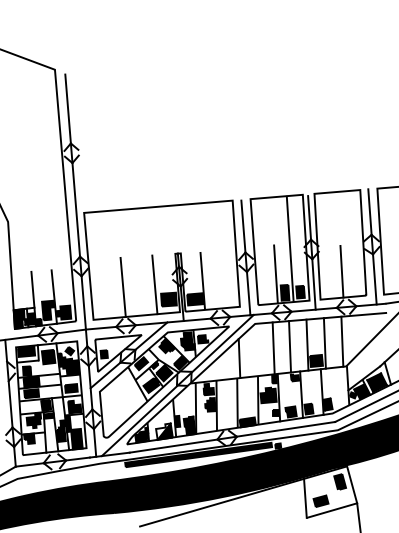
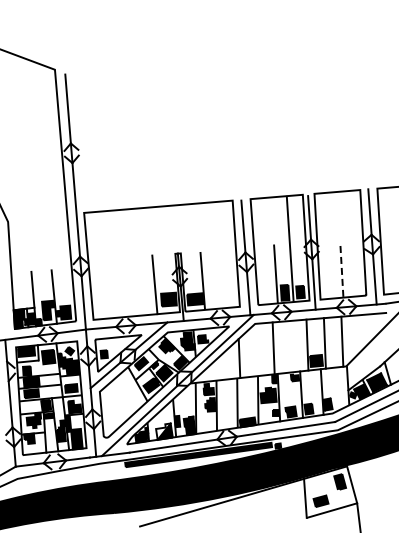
line: solid -> dashed (341, 271)
line: present -> none (122, 286)
line: present -> none (290, 346)
